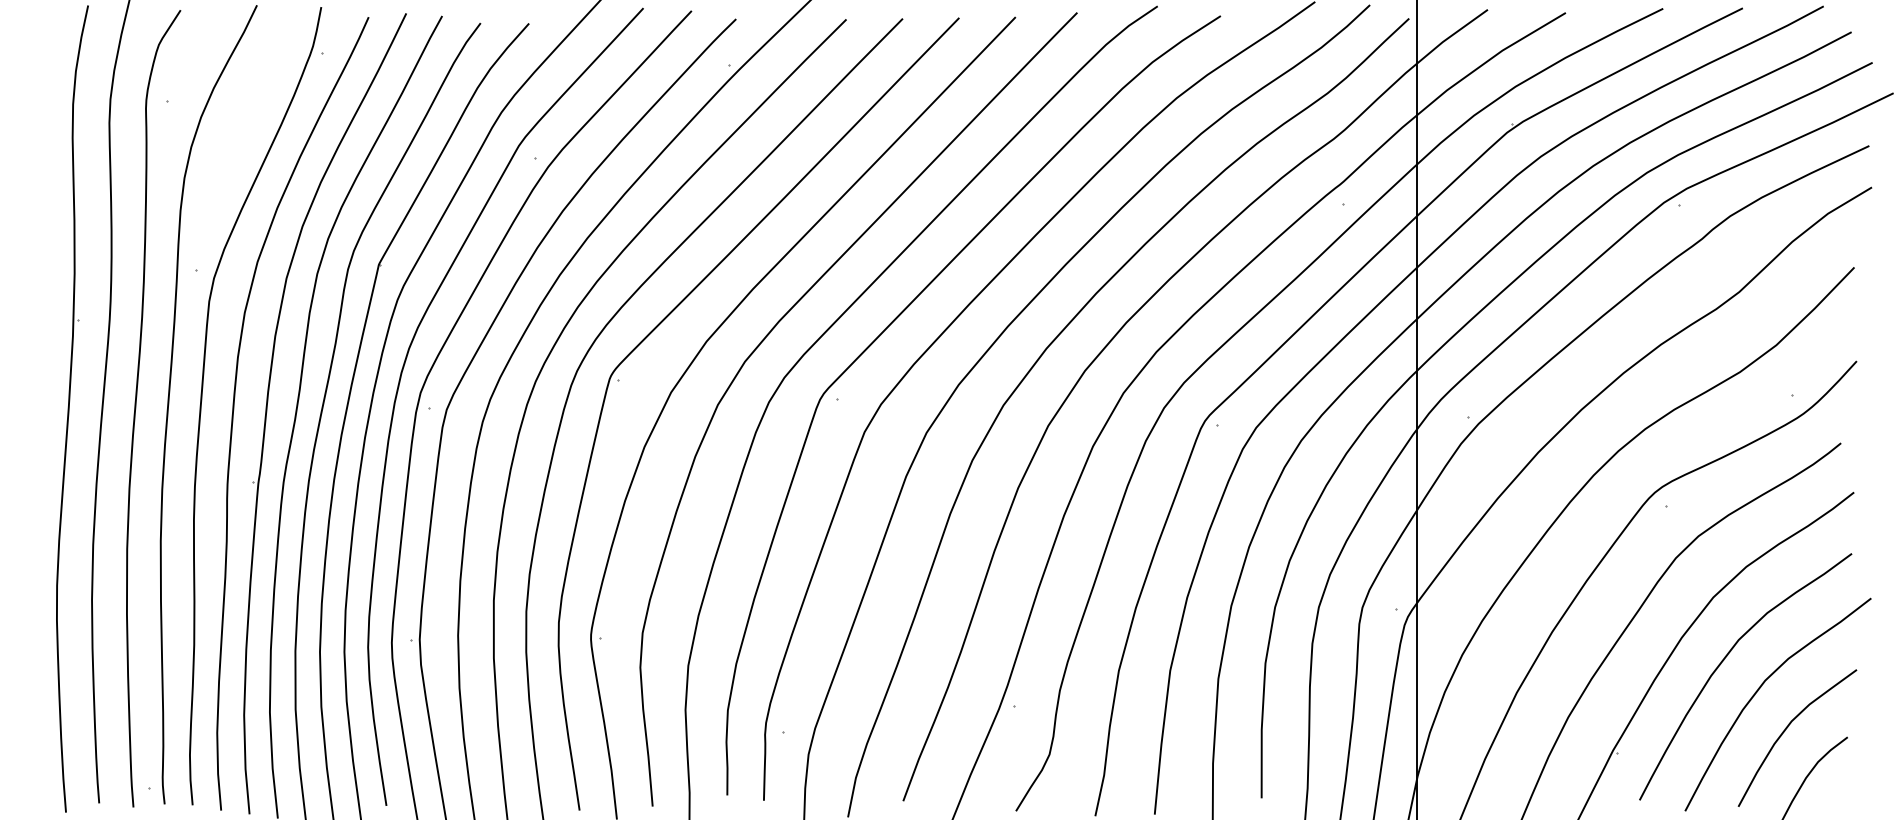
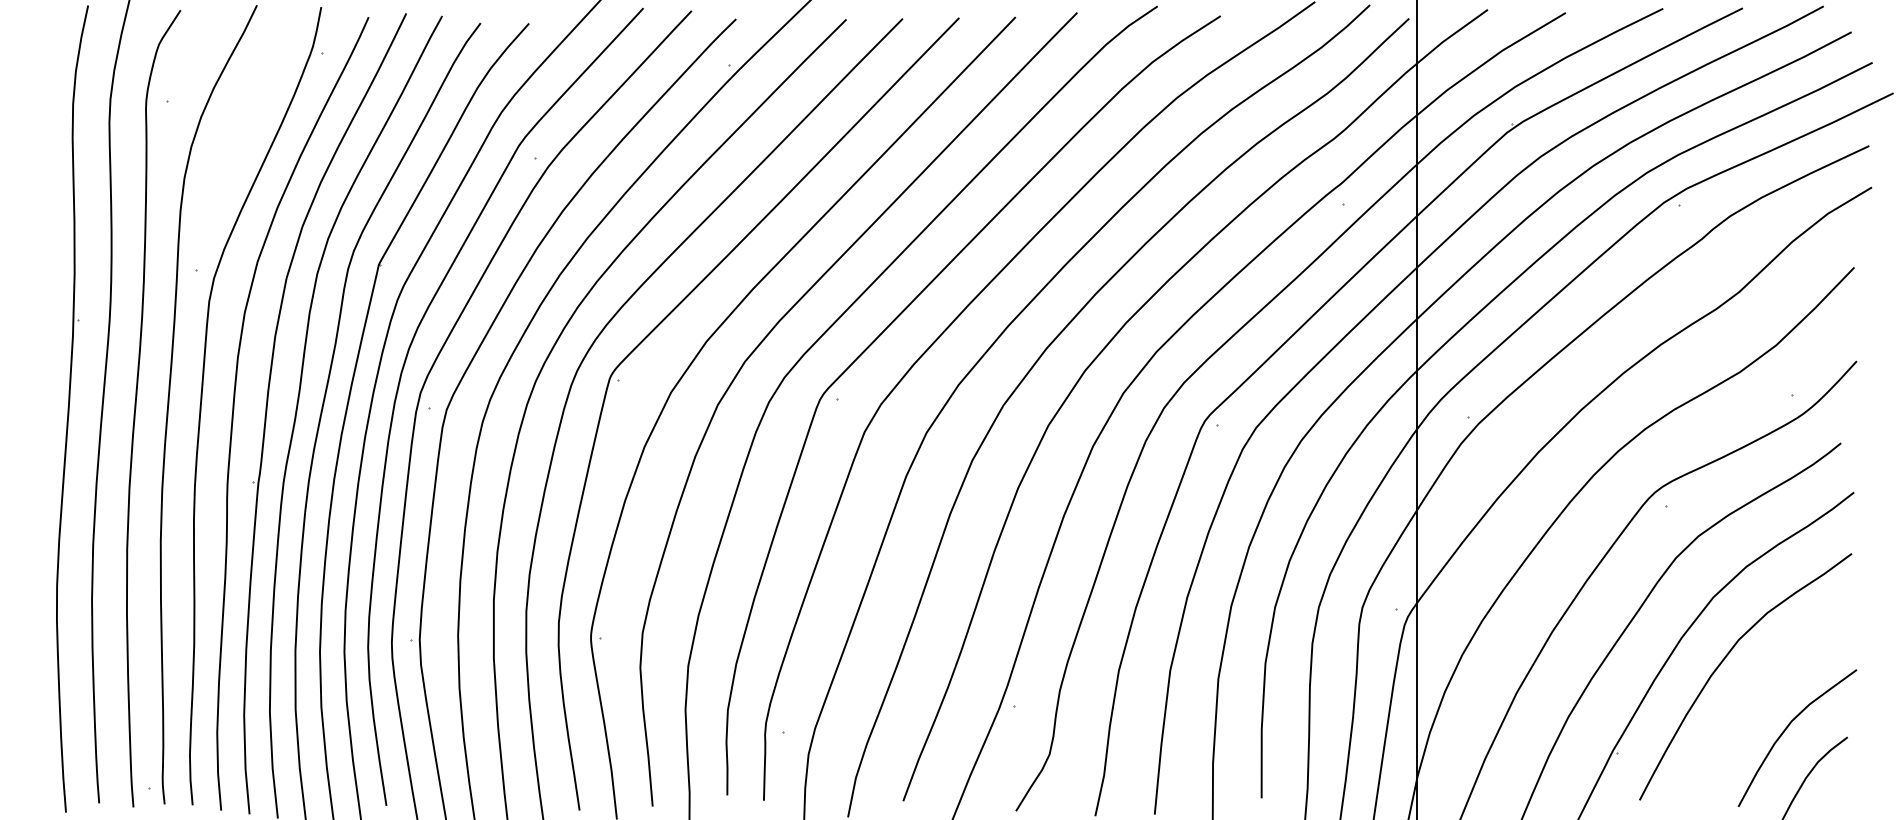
curve: present -> none (1758, 691)
